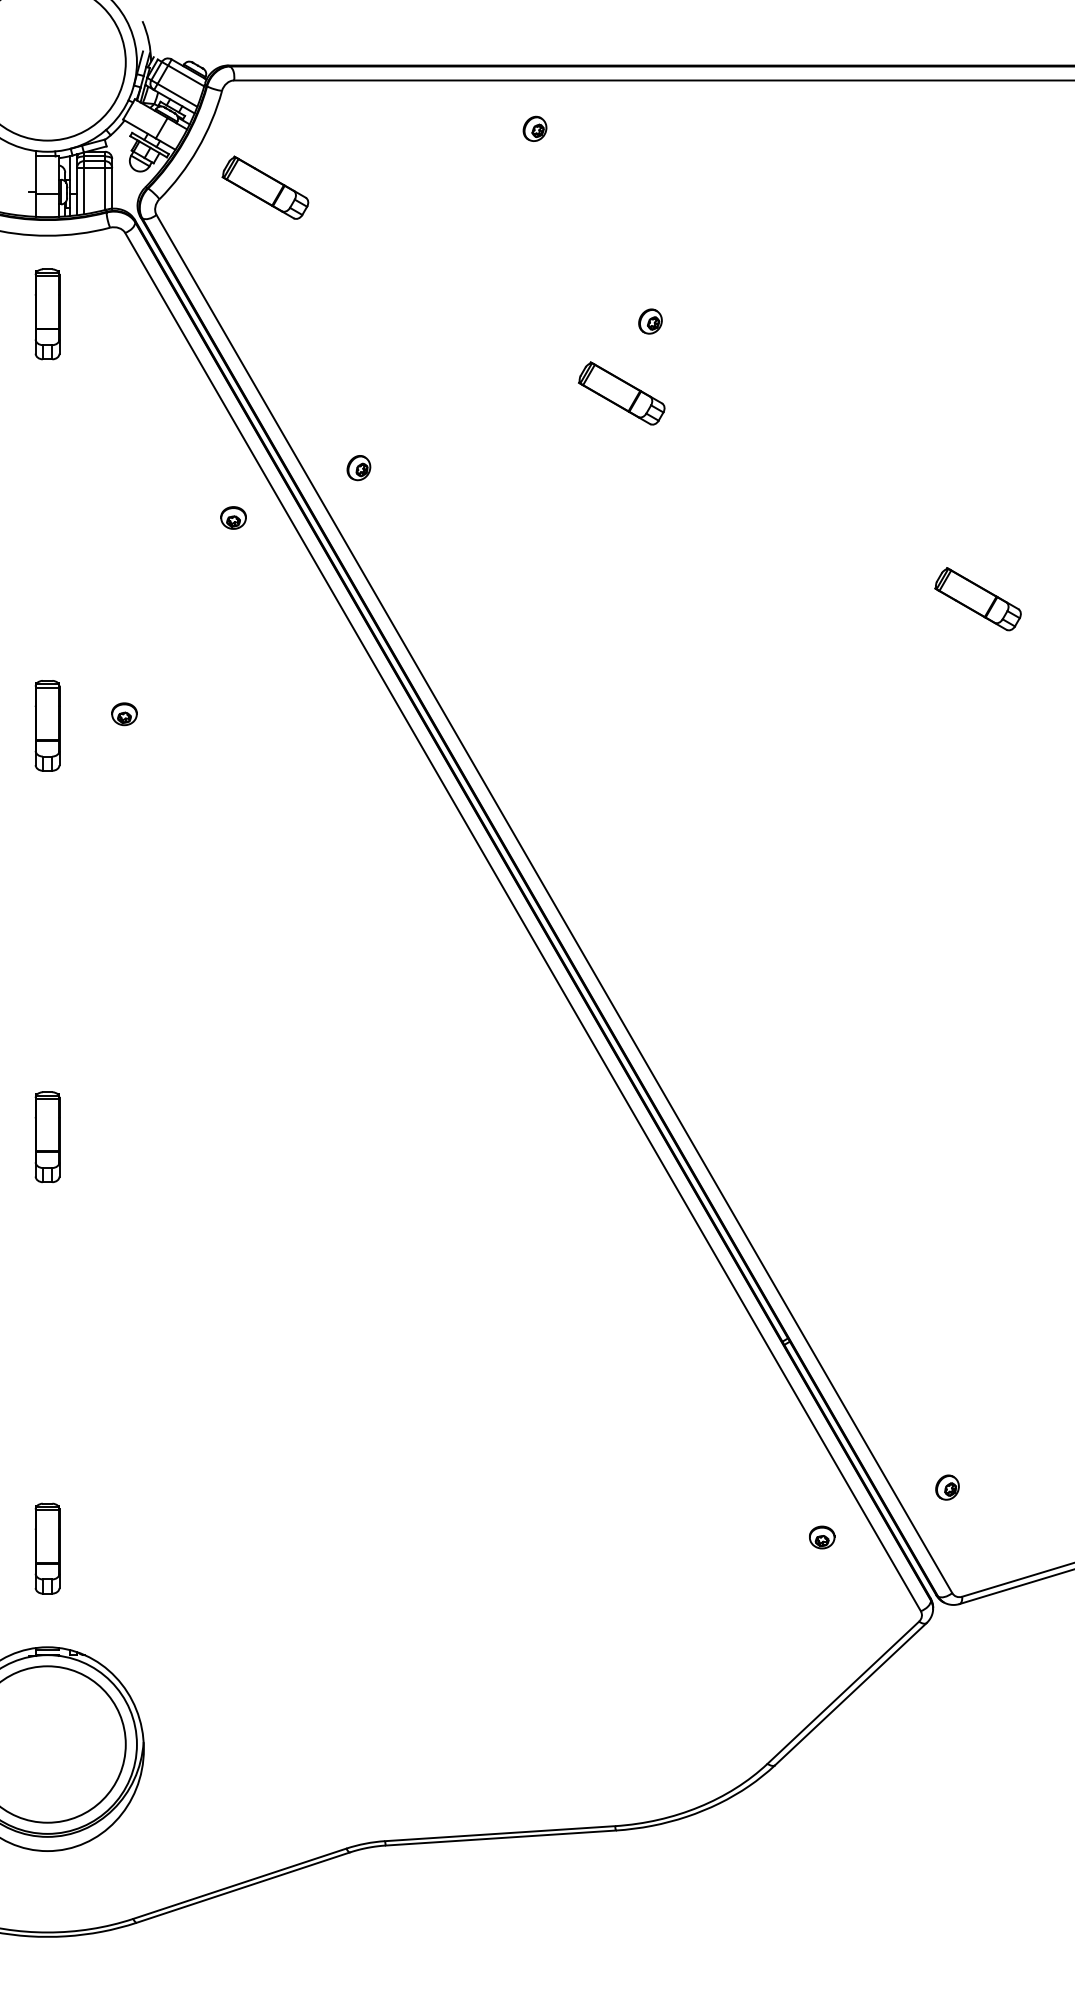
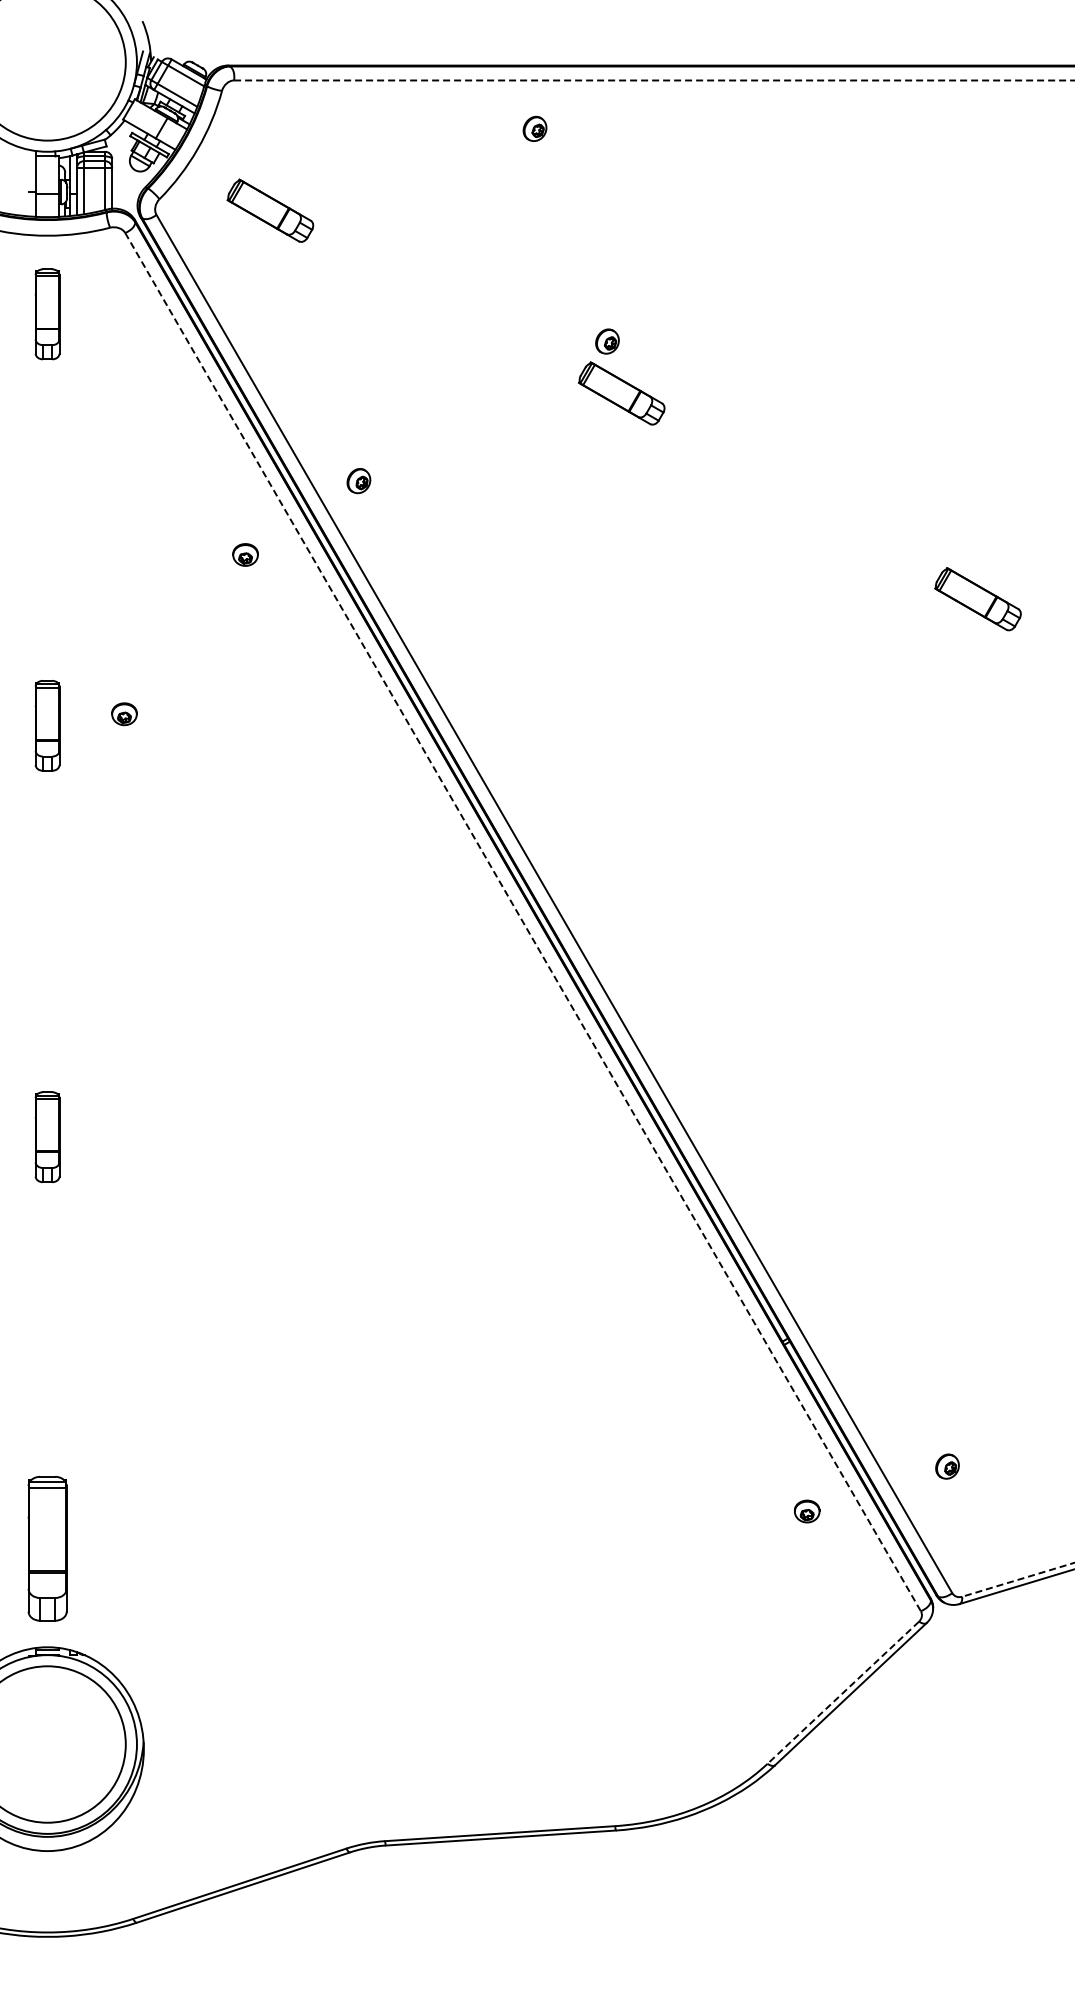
line: solid -> dashed (654, 80)
part position: (265, 187) -> (270, 210) (270, 210)
part position: (650, 321) -> (607, 341) (607, 341)
part position: (358, 468) -> (358, 481) (358, 481)
part position: (233, 517) -> (245, 554) (245, 554)
line: solid -> dashed (523, 922)
part position: (947, 1487) -> (947, 1466) (947, 1466)
part position: (822, 1537) -> (807, 1511) (807, 1511)
part size: 27x93 px -> 41x146 px (47, 1548)
line: solid -> dashed (1017, 1579)
line: solid -> dashed (843, 1692)
